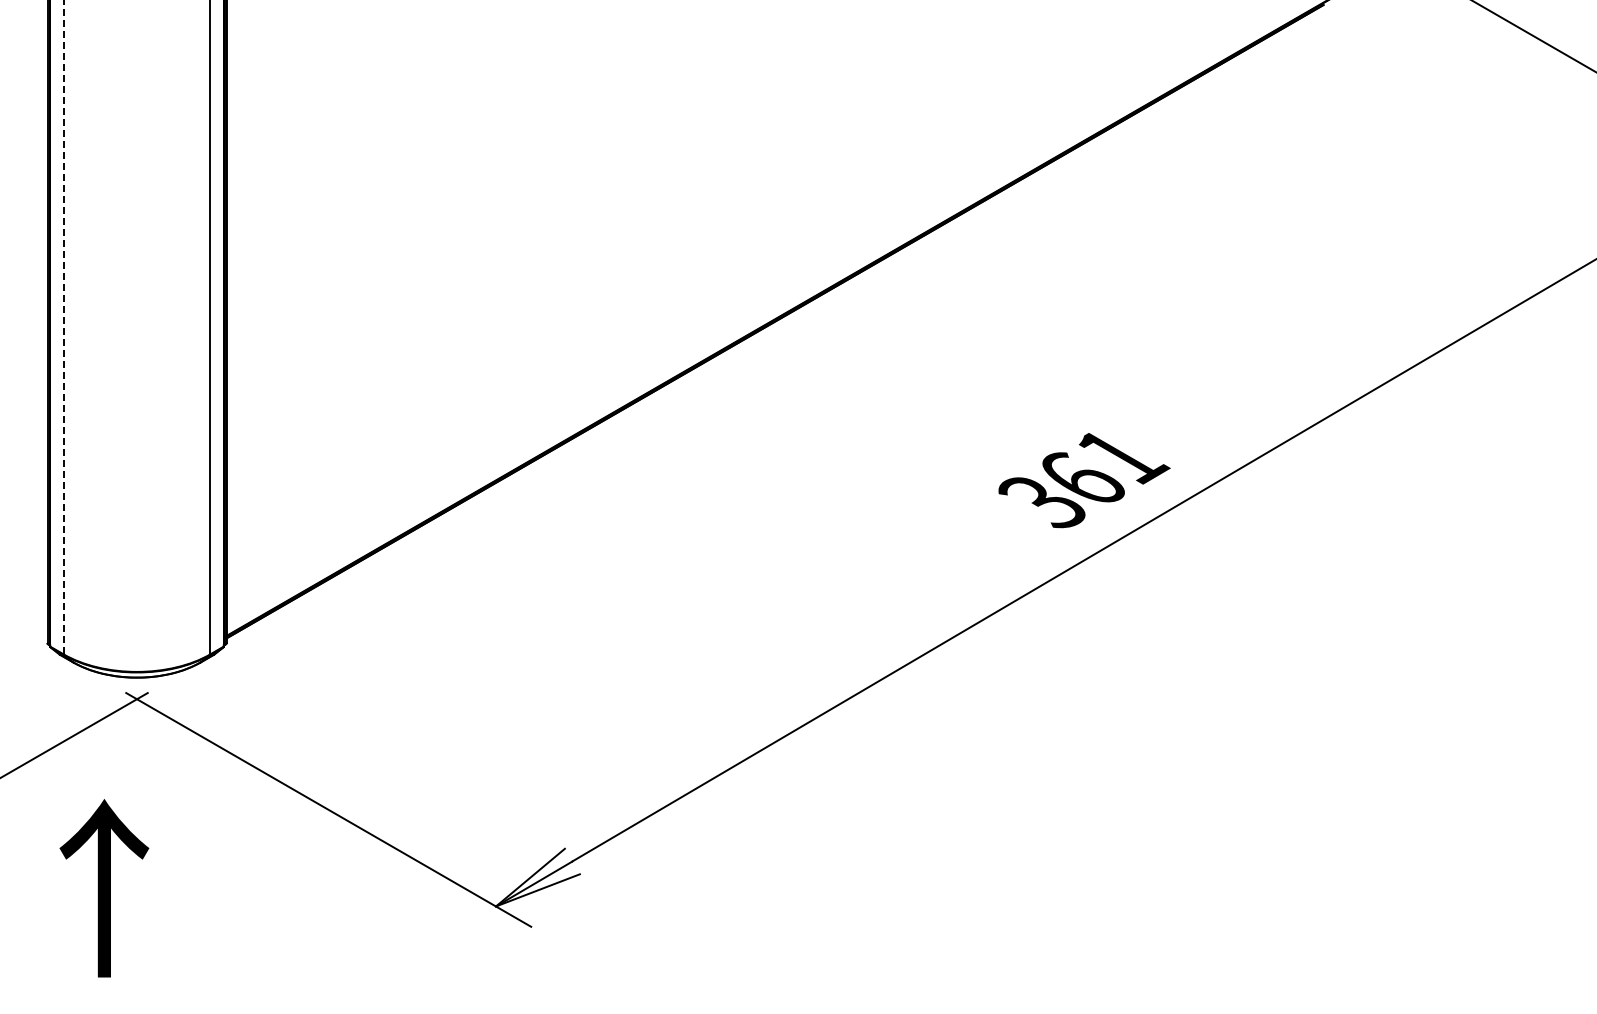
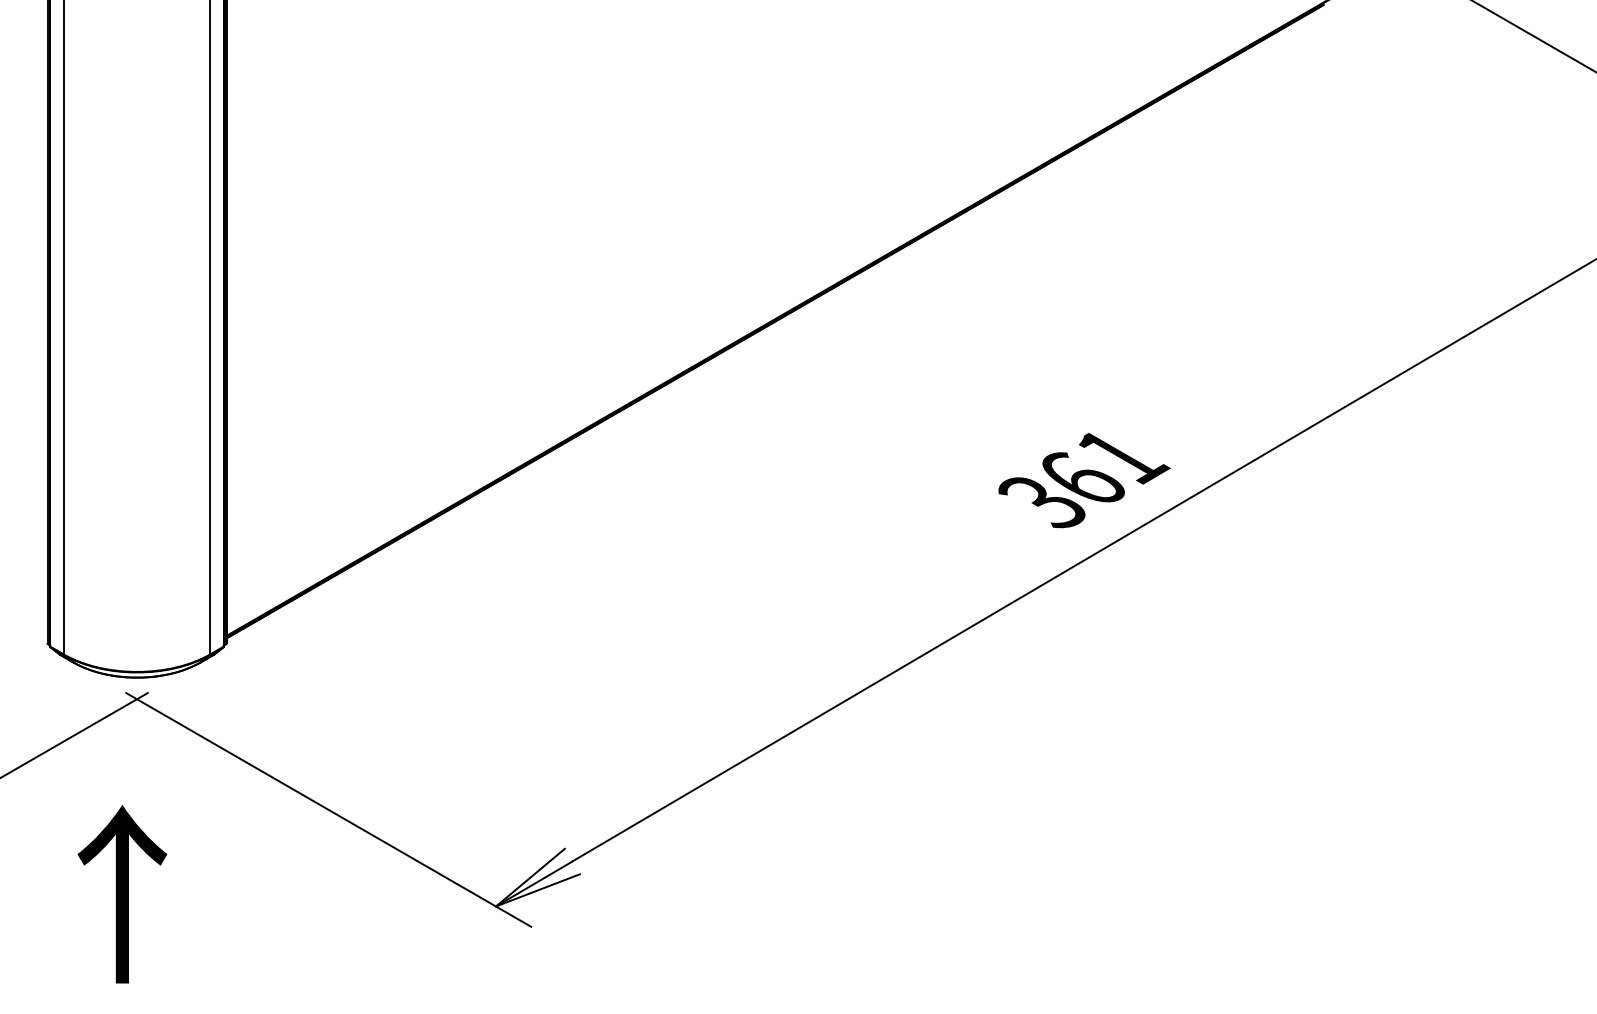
line: dashed -> solid (63, 327)
text position: (104, 888) -> (122, 894) (122, 894)
